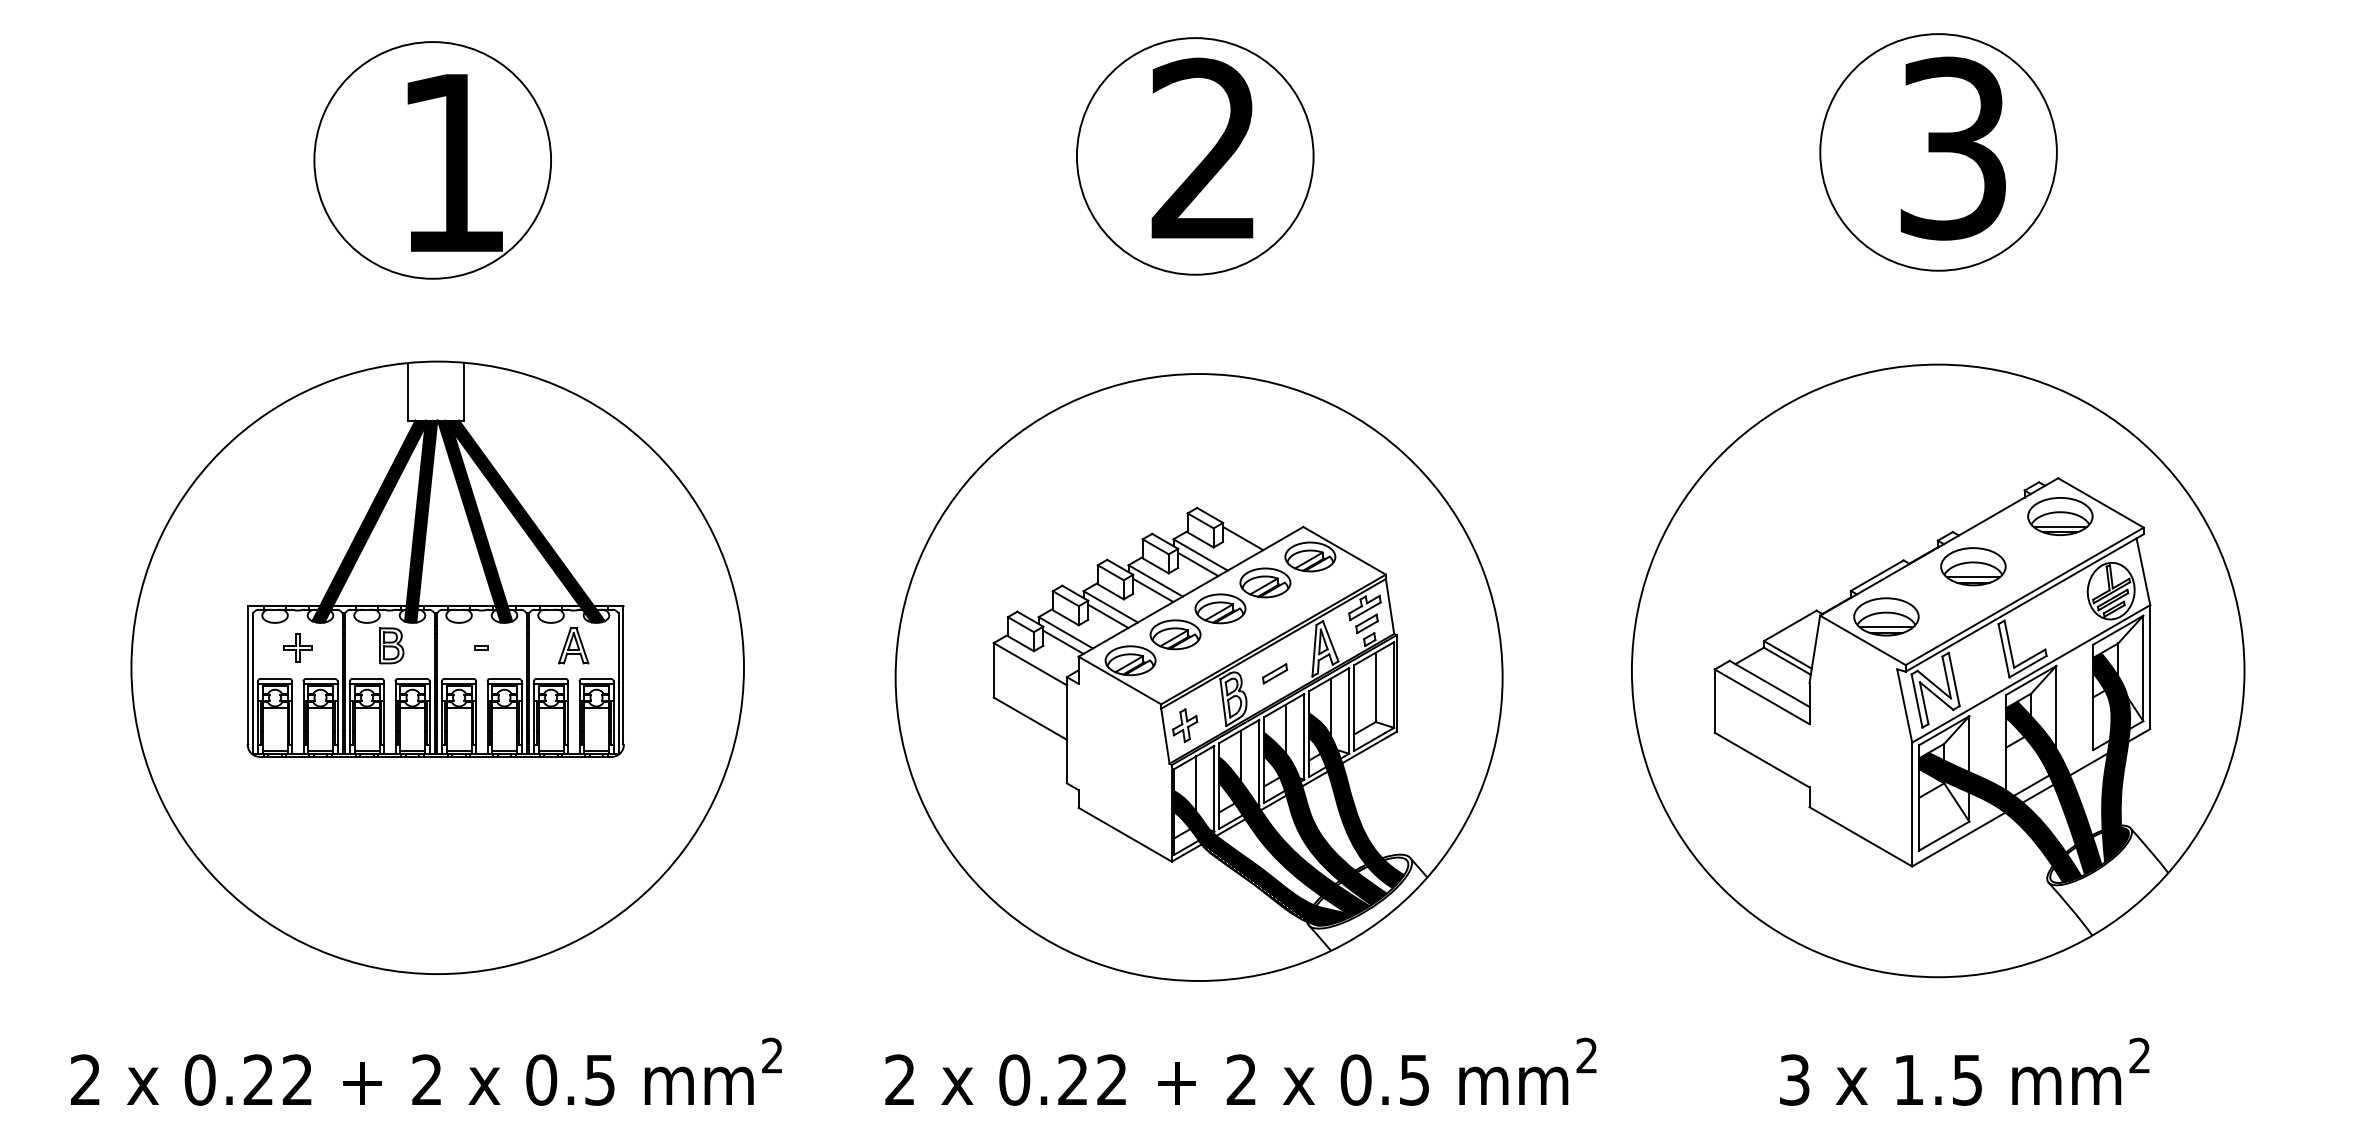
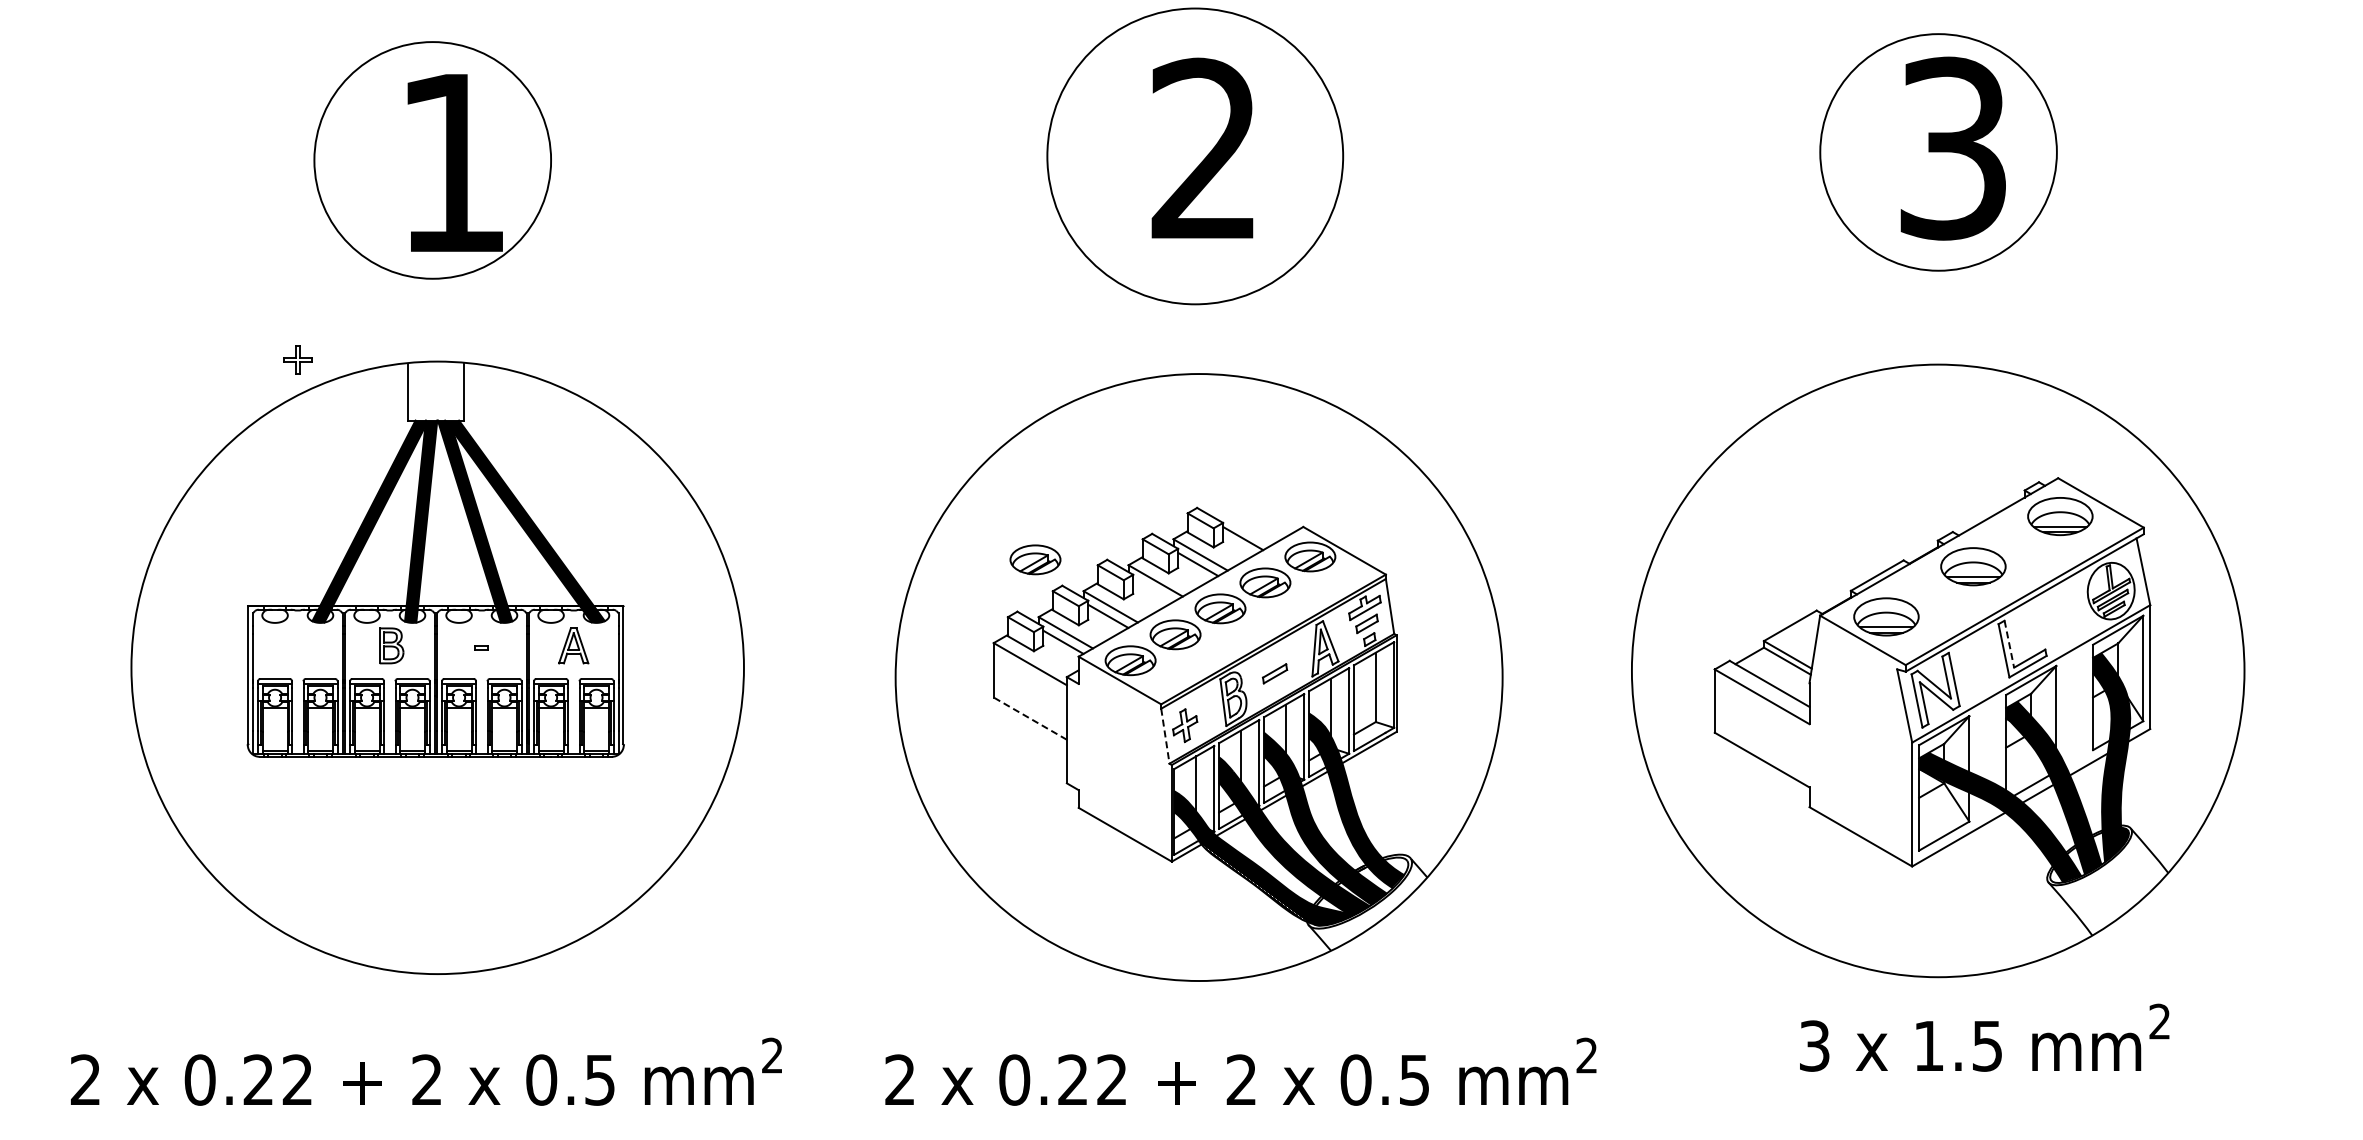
circle diameter: 237 px -> 296 px (1195, 156)
part: none -> present (1035, 559)
line: present -> none (1153, 590)
line: solid -> dashed (2009, 644)
part position: (297, 647) -> (297, 359) (297, 359)
line: solid -> dashed (1029, 718)
line: solid -> dashed (1165, 736)
text position: (1964, 1071) -> (1984, 1037) (1984, 1037)
